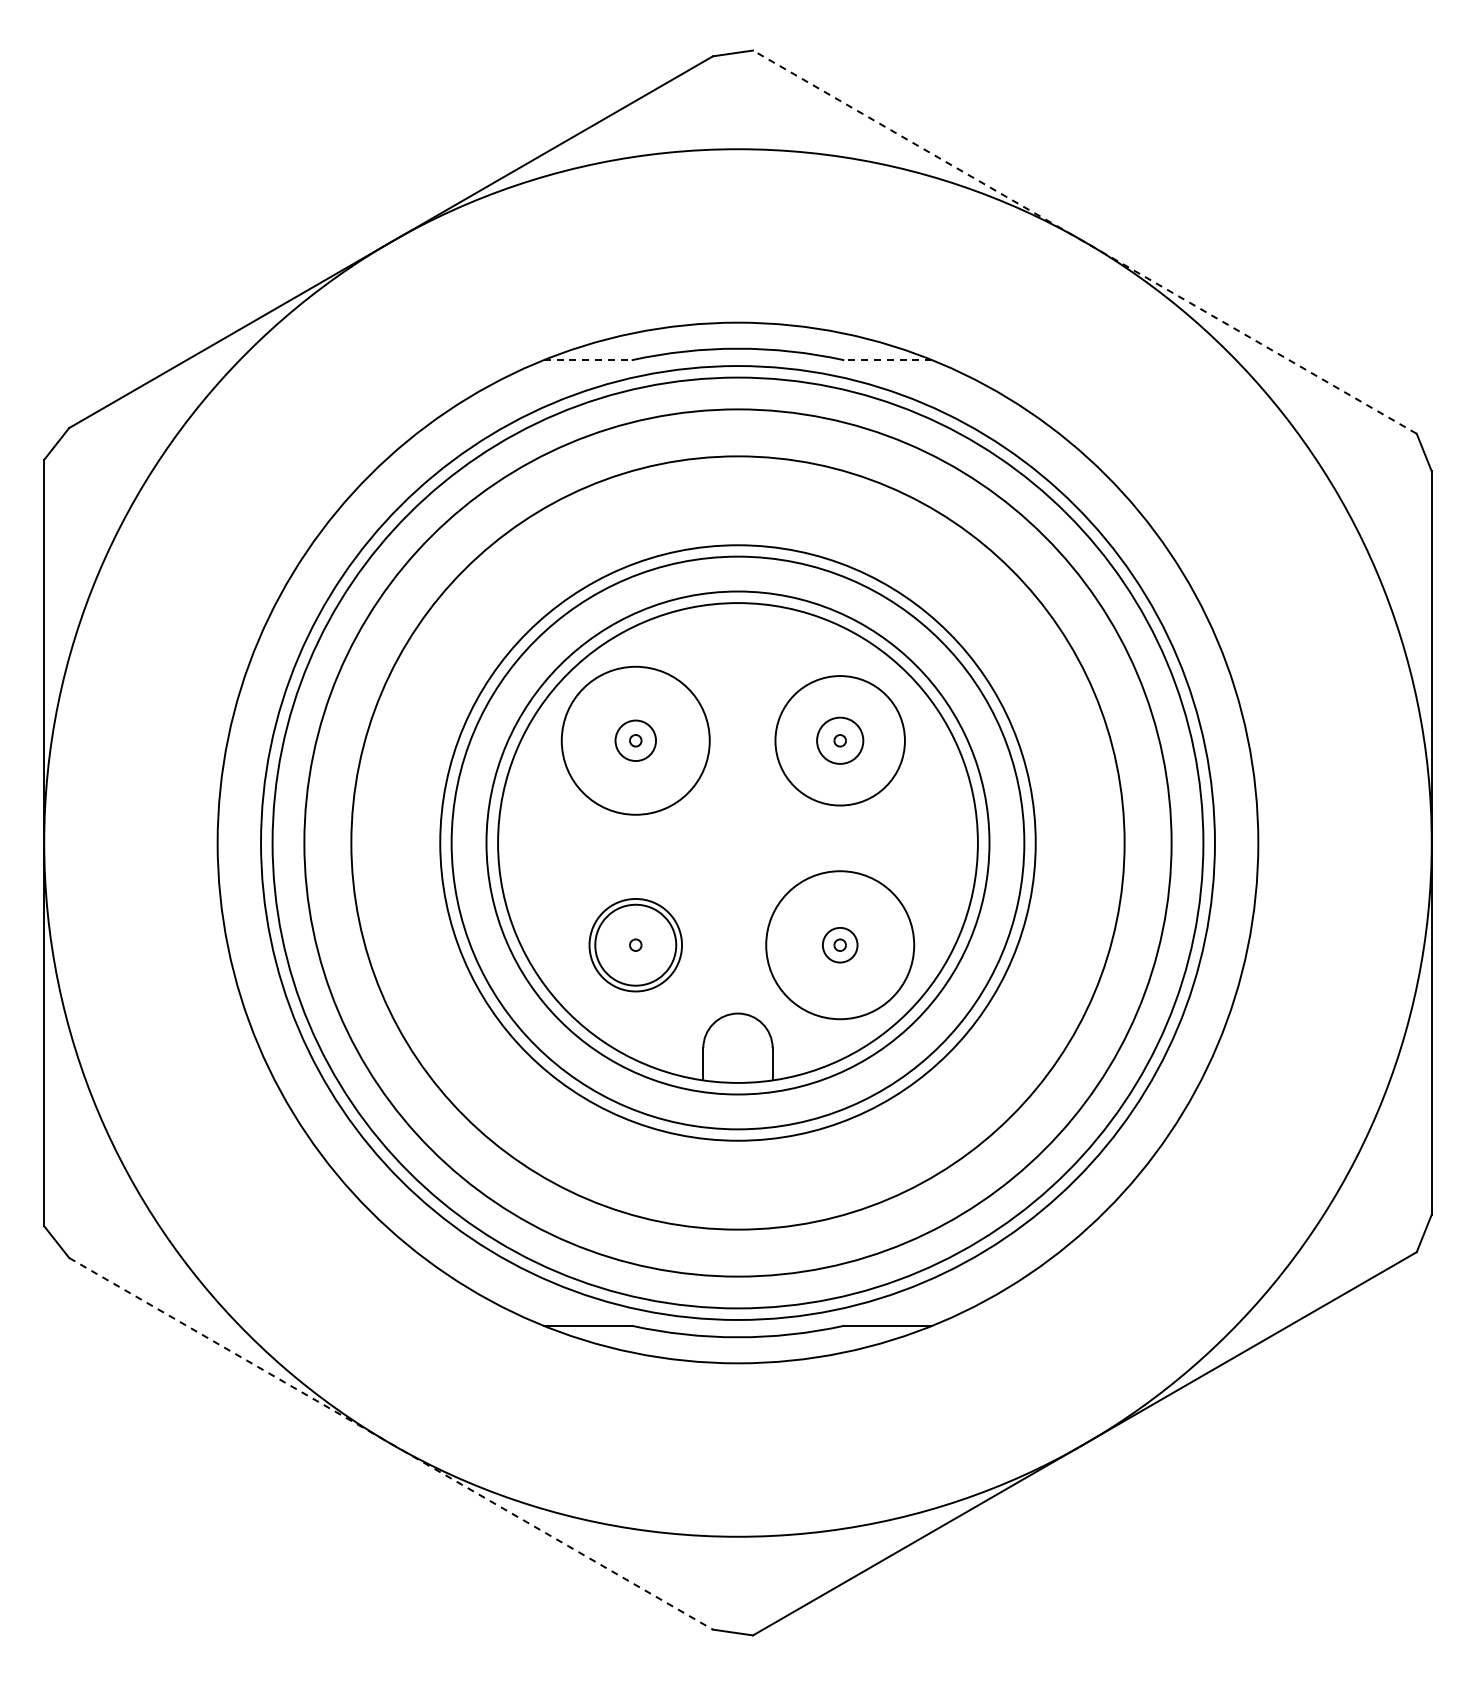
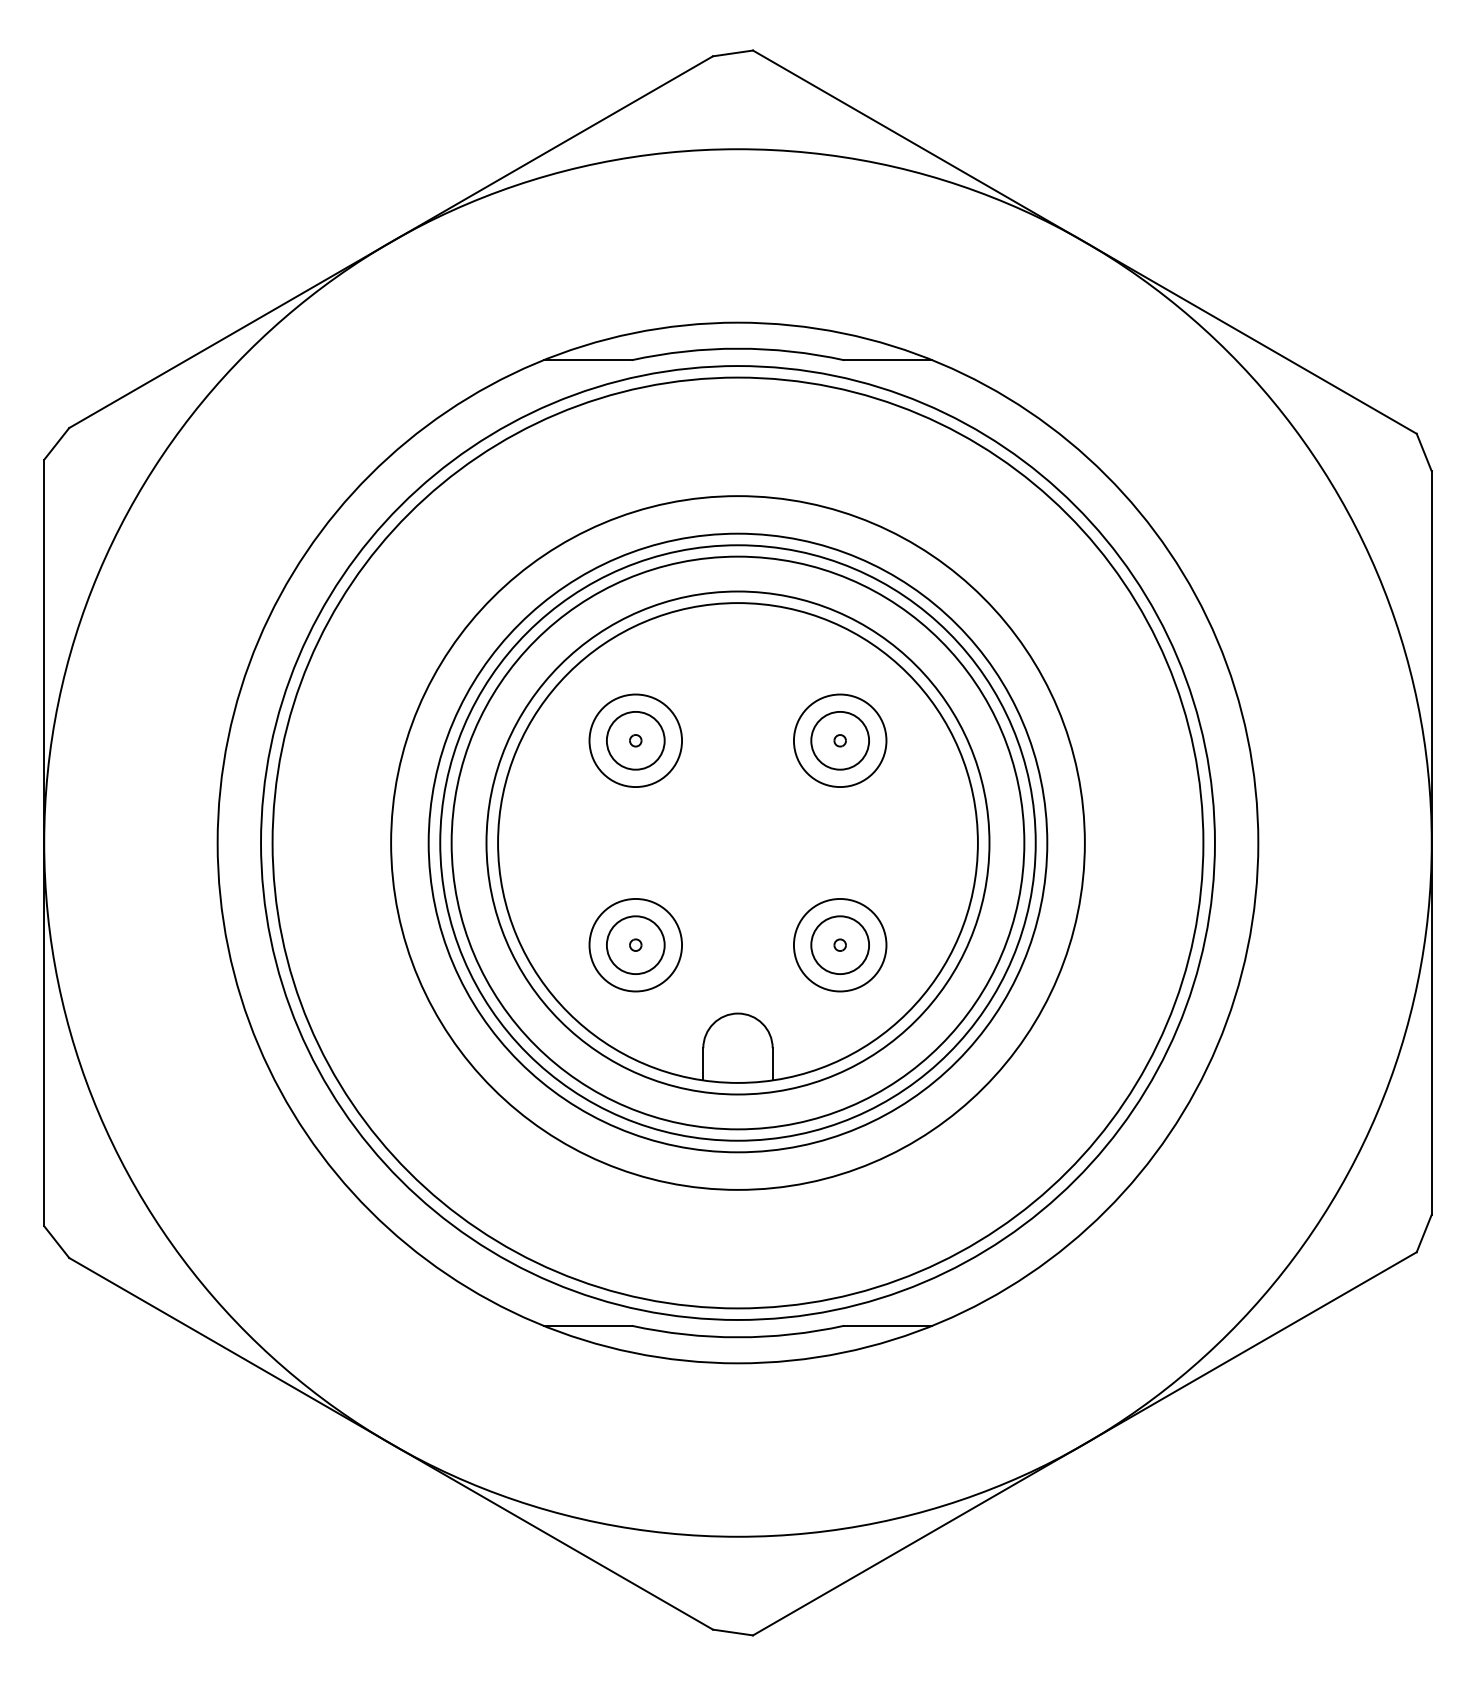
line: dashed -> solid (1084, 241)
line: dashed -> solid (587, 360)
line: dashed -> solid (888, 360)
circle diameter: 148 px -> 93 px (635, 740)
circle diameter: 40 px -> 58 px (635, 740)
circle diameter: 130 px -> 93 px (839, 740)
circle diameter: 46 px -> 58 px (840, 740)
circle diameter: 773 px -> 619 px (737, 842)
circle diameter: 867 px -> 694 px (737, 842)
circle diameter: 81 px -> 58 px (635, 945)
circle diameter: 35 px -> 58 px (840, 945)
circle diameter: 148 px -> 93 px (839, 944)
line: dashed -> solid (391, 1443)
